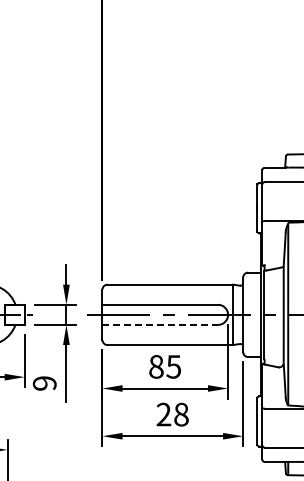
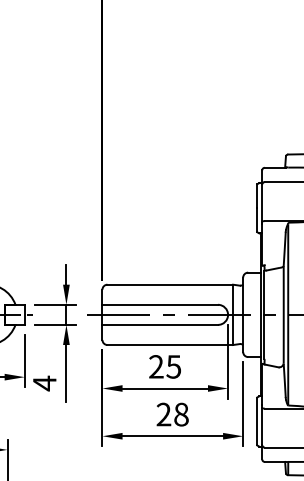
line: dashed -> solid (160, 324)
text: 85 -> 25 (156, 366)
text: 9 -> 4 (44, 383)
